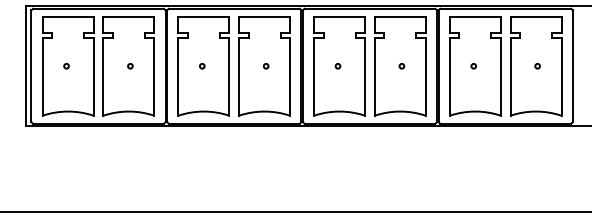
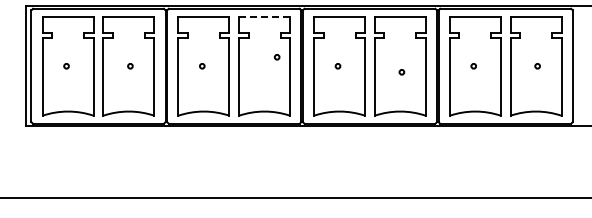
line: solid -> dashed (264, 16)
circle position: (265, 66) -> (276, 57) (276, 57)
circle position: (401, 66) -> (401, 72) (401, 72)
line position: (295, 211) -> (295, 197) (295, 197)
